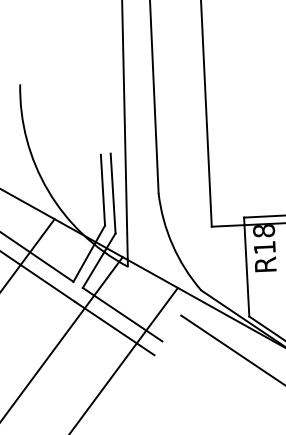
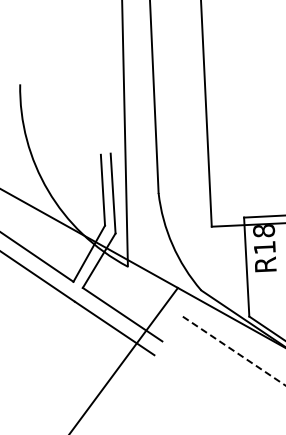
line: present -> none (28, 254)
line: present -> none (62, 338)
line: solid -> dashed (233, 350)
